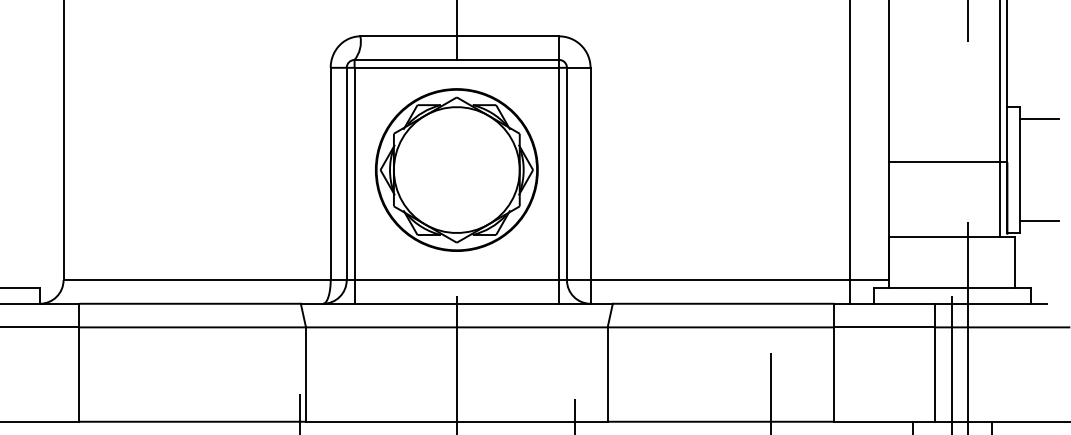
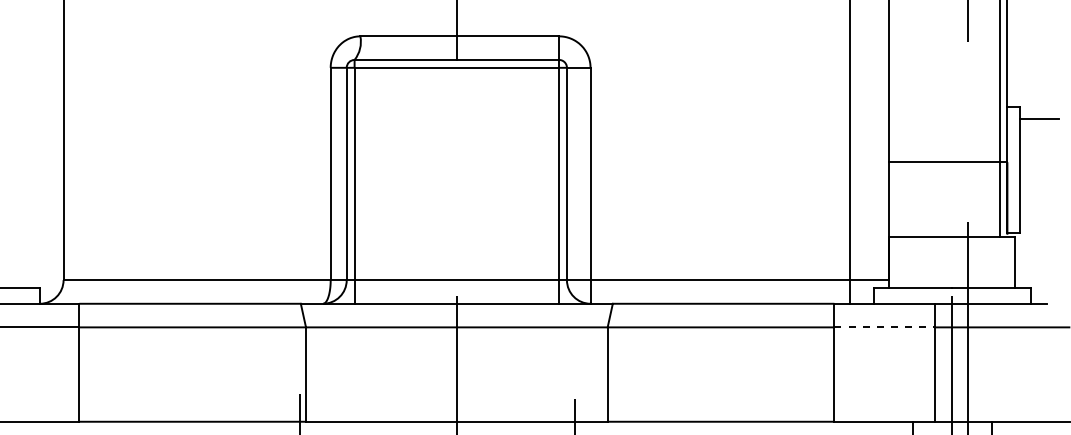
part: present -> none (456, 169)
line: present -> none (1039, 221)
line: solid -> dashed (885, 327)
line: present -> none (771, 392)
